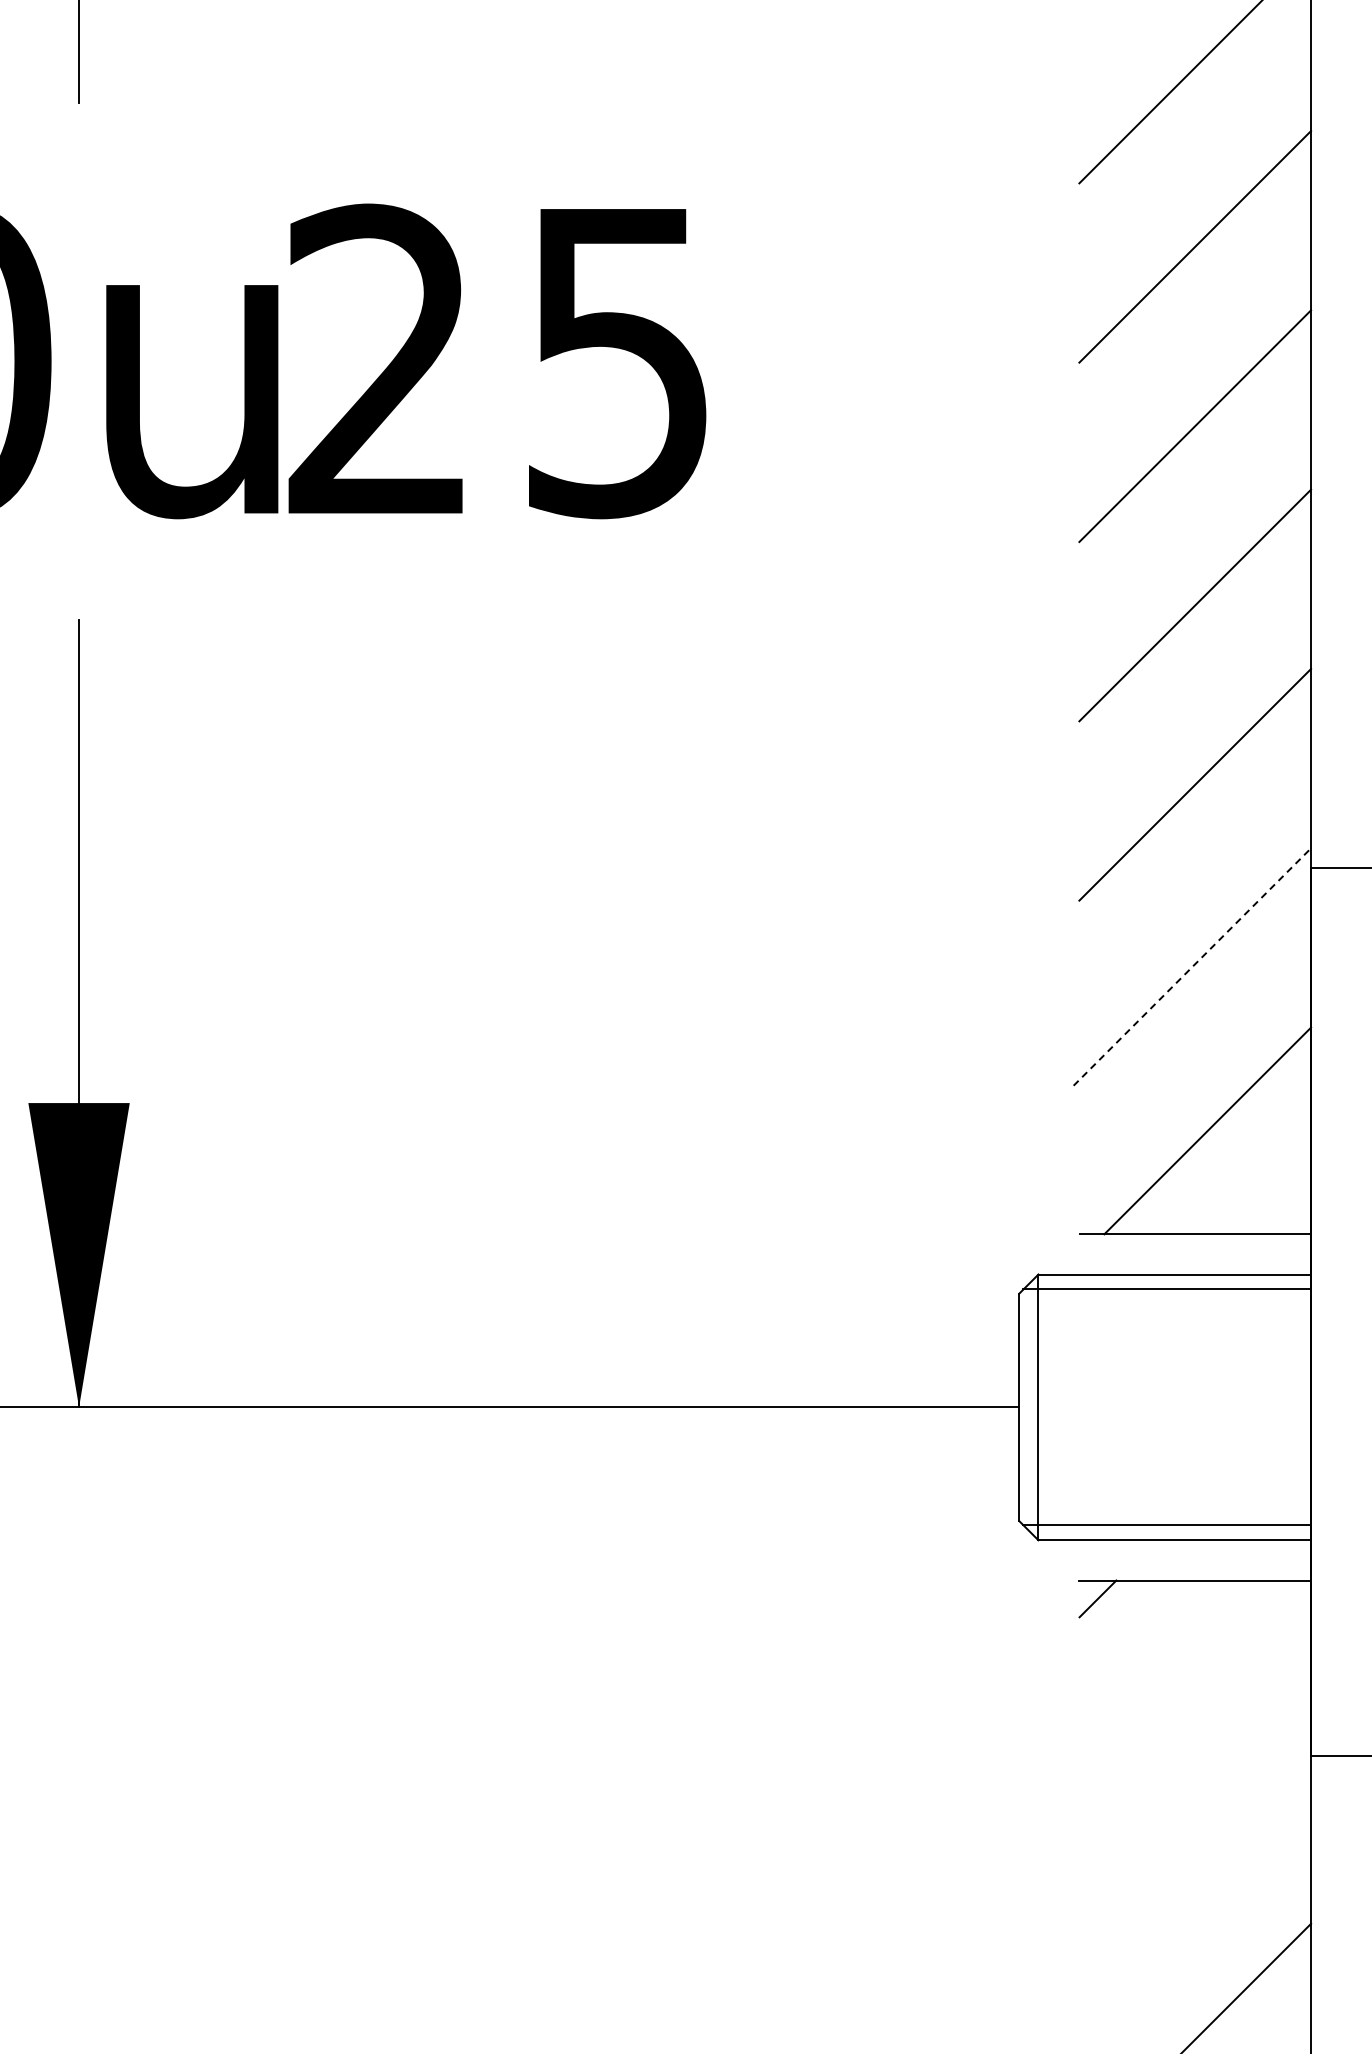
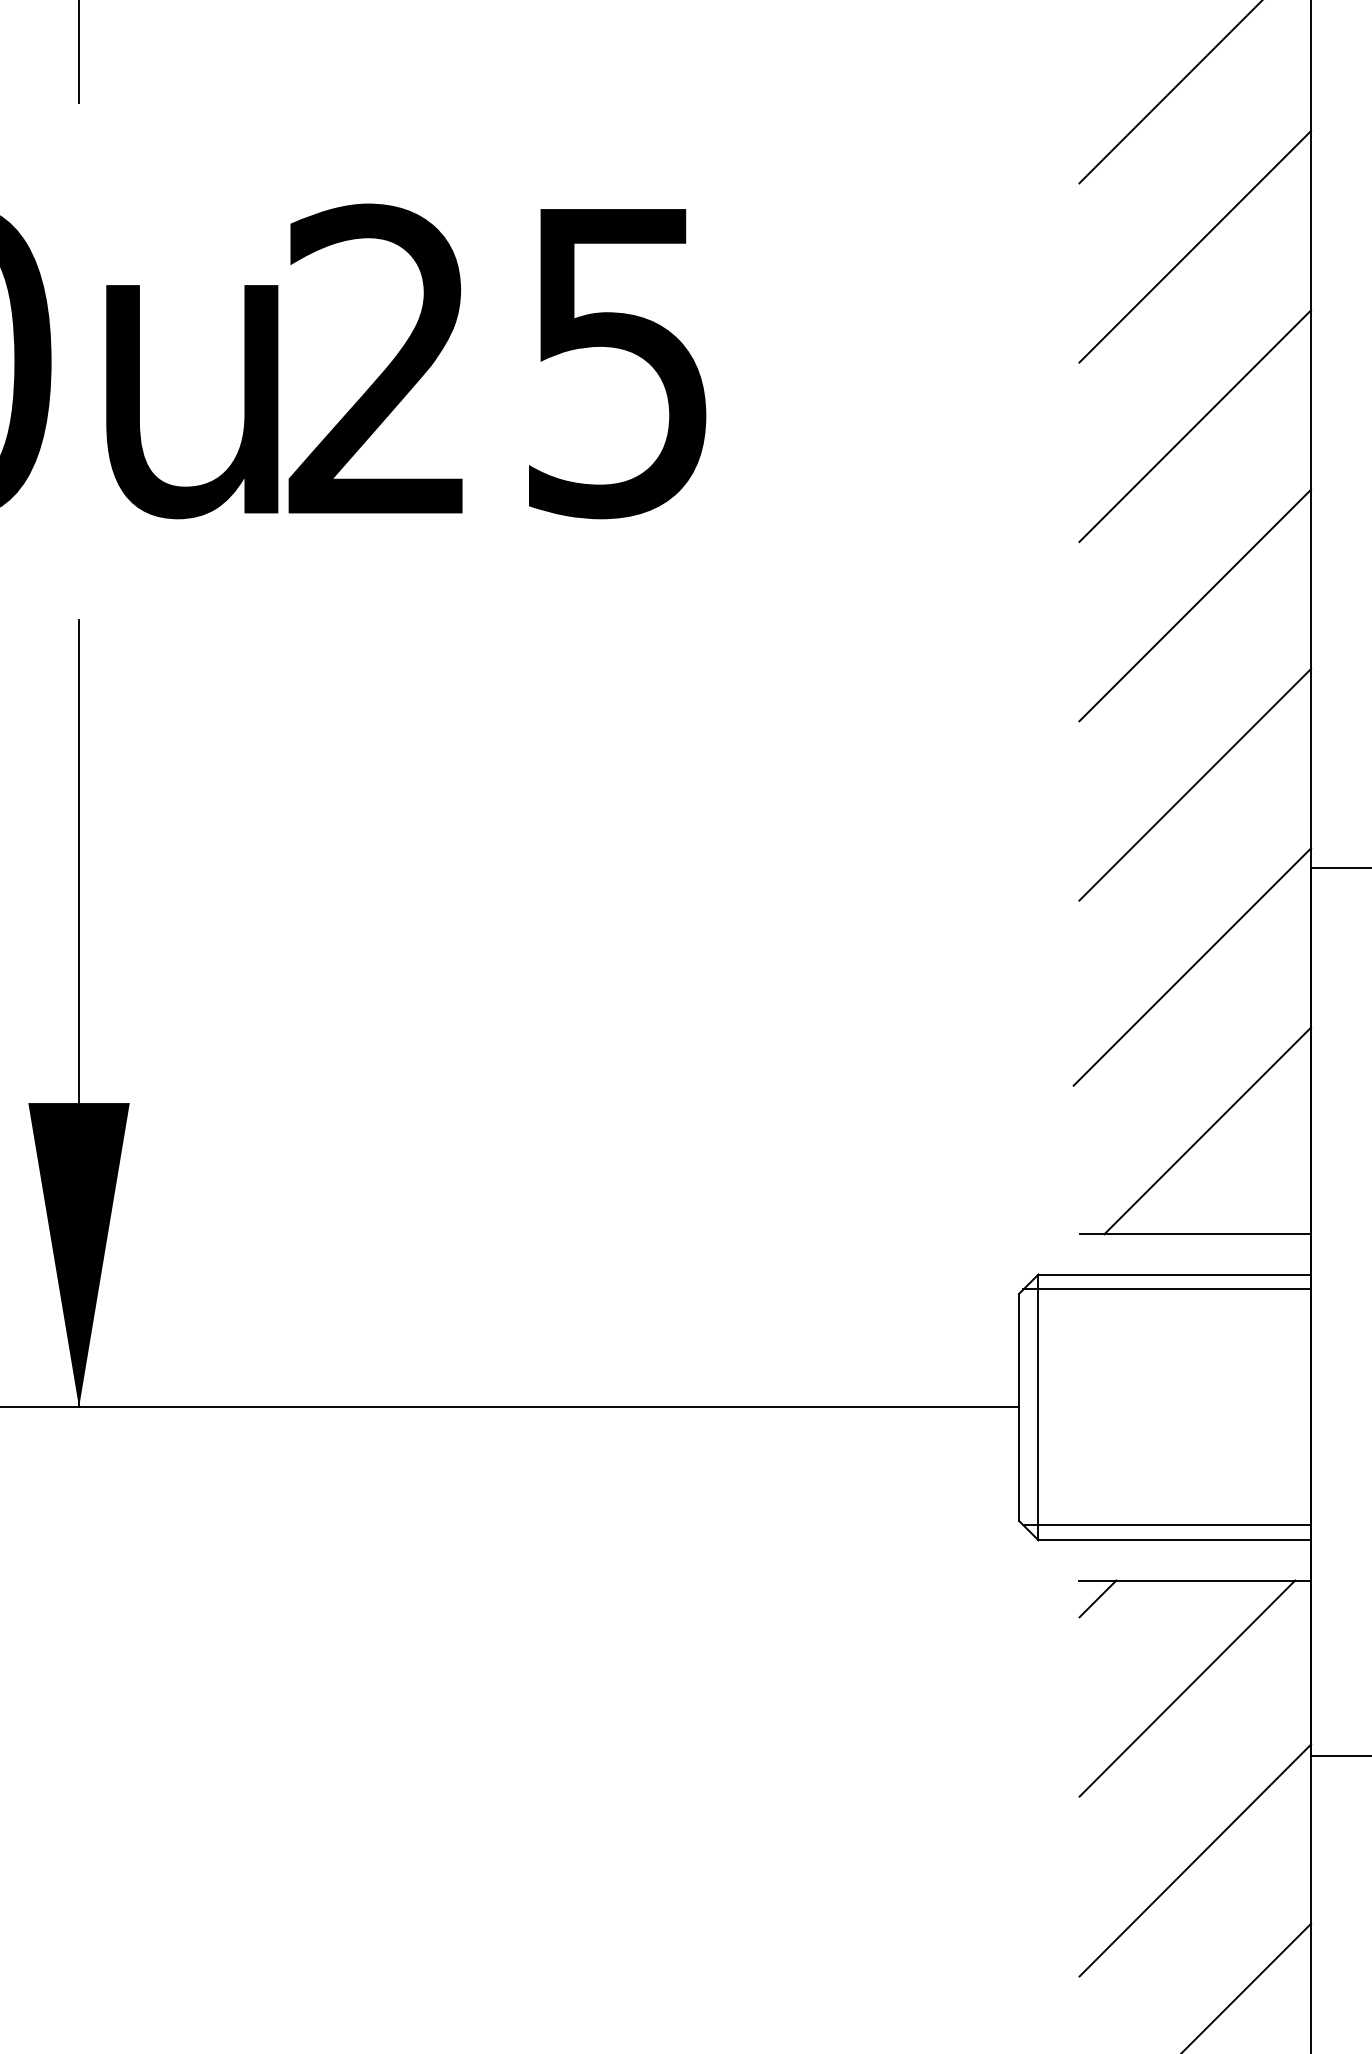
line: dashed -> solid (1192, 967)
line: none -> present (1187, 1688)
line: none -> present (1195, 1860)
